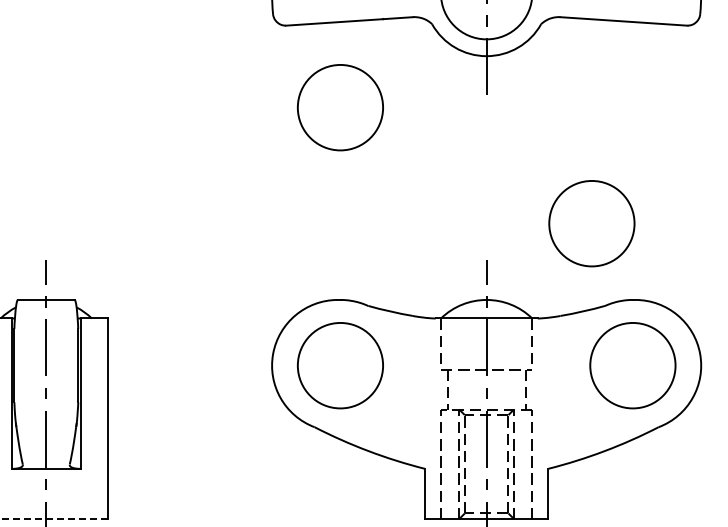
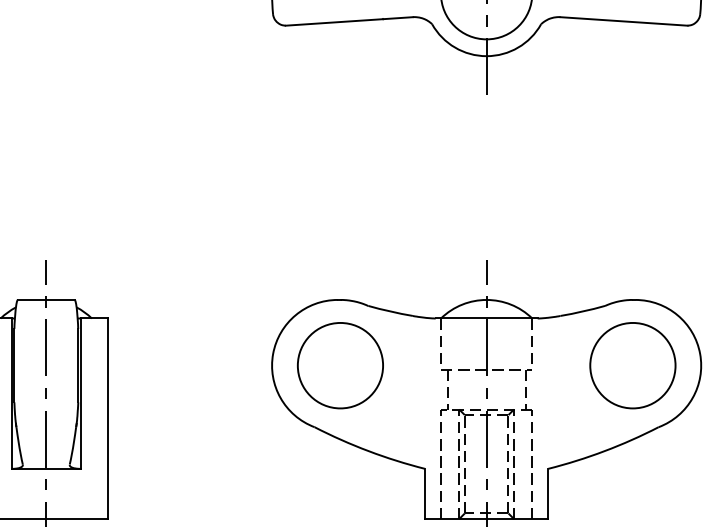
part: present -> none (340, 107)
part: present -> none (591, 223)
line: dashed -> solid (54, 519)
